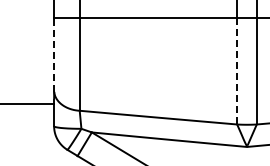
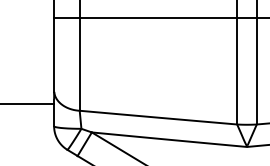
line: dashed -> solid (54, 54)
line: dashed -> solid (237, 71)
